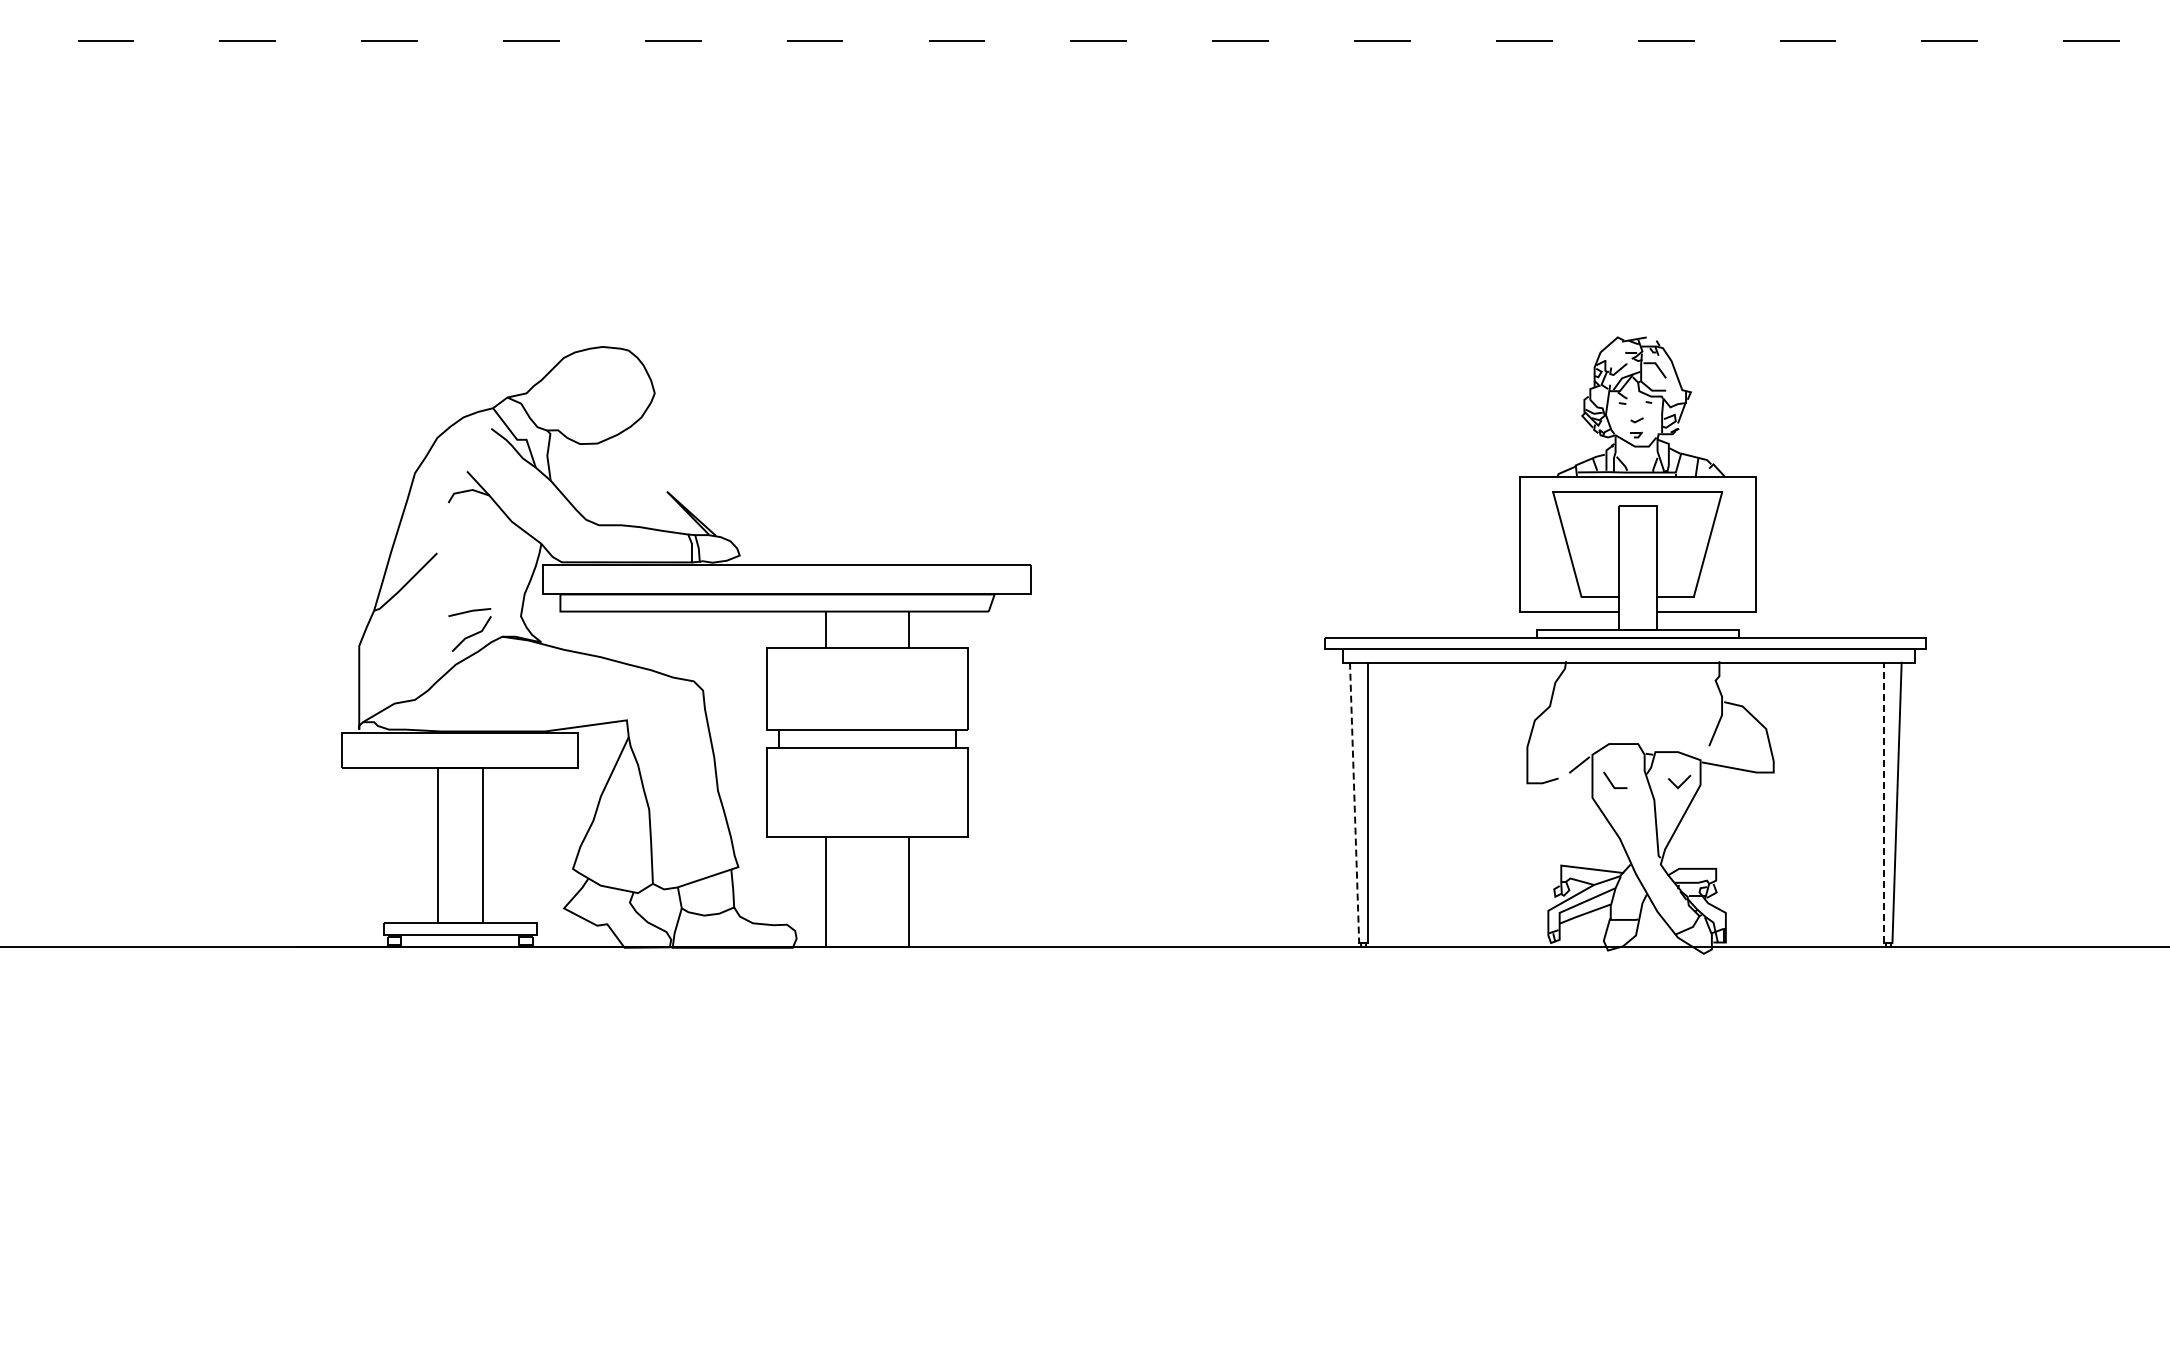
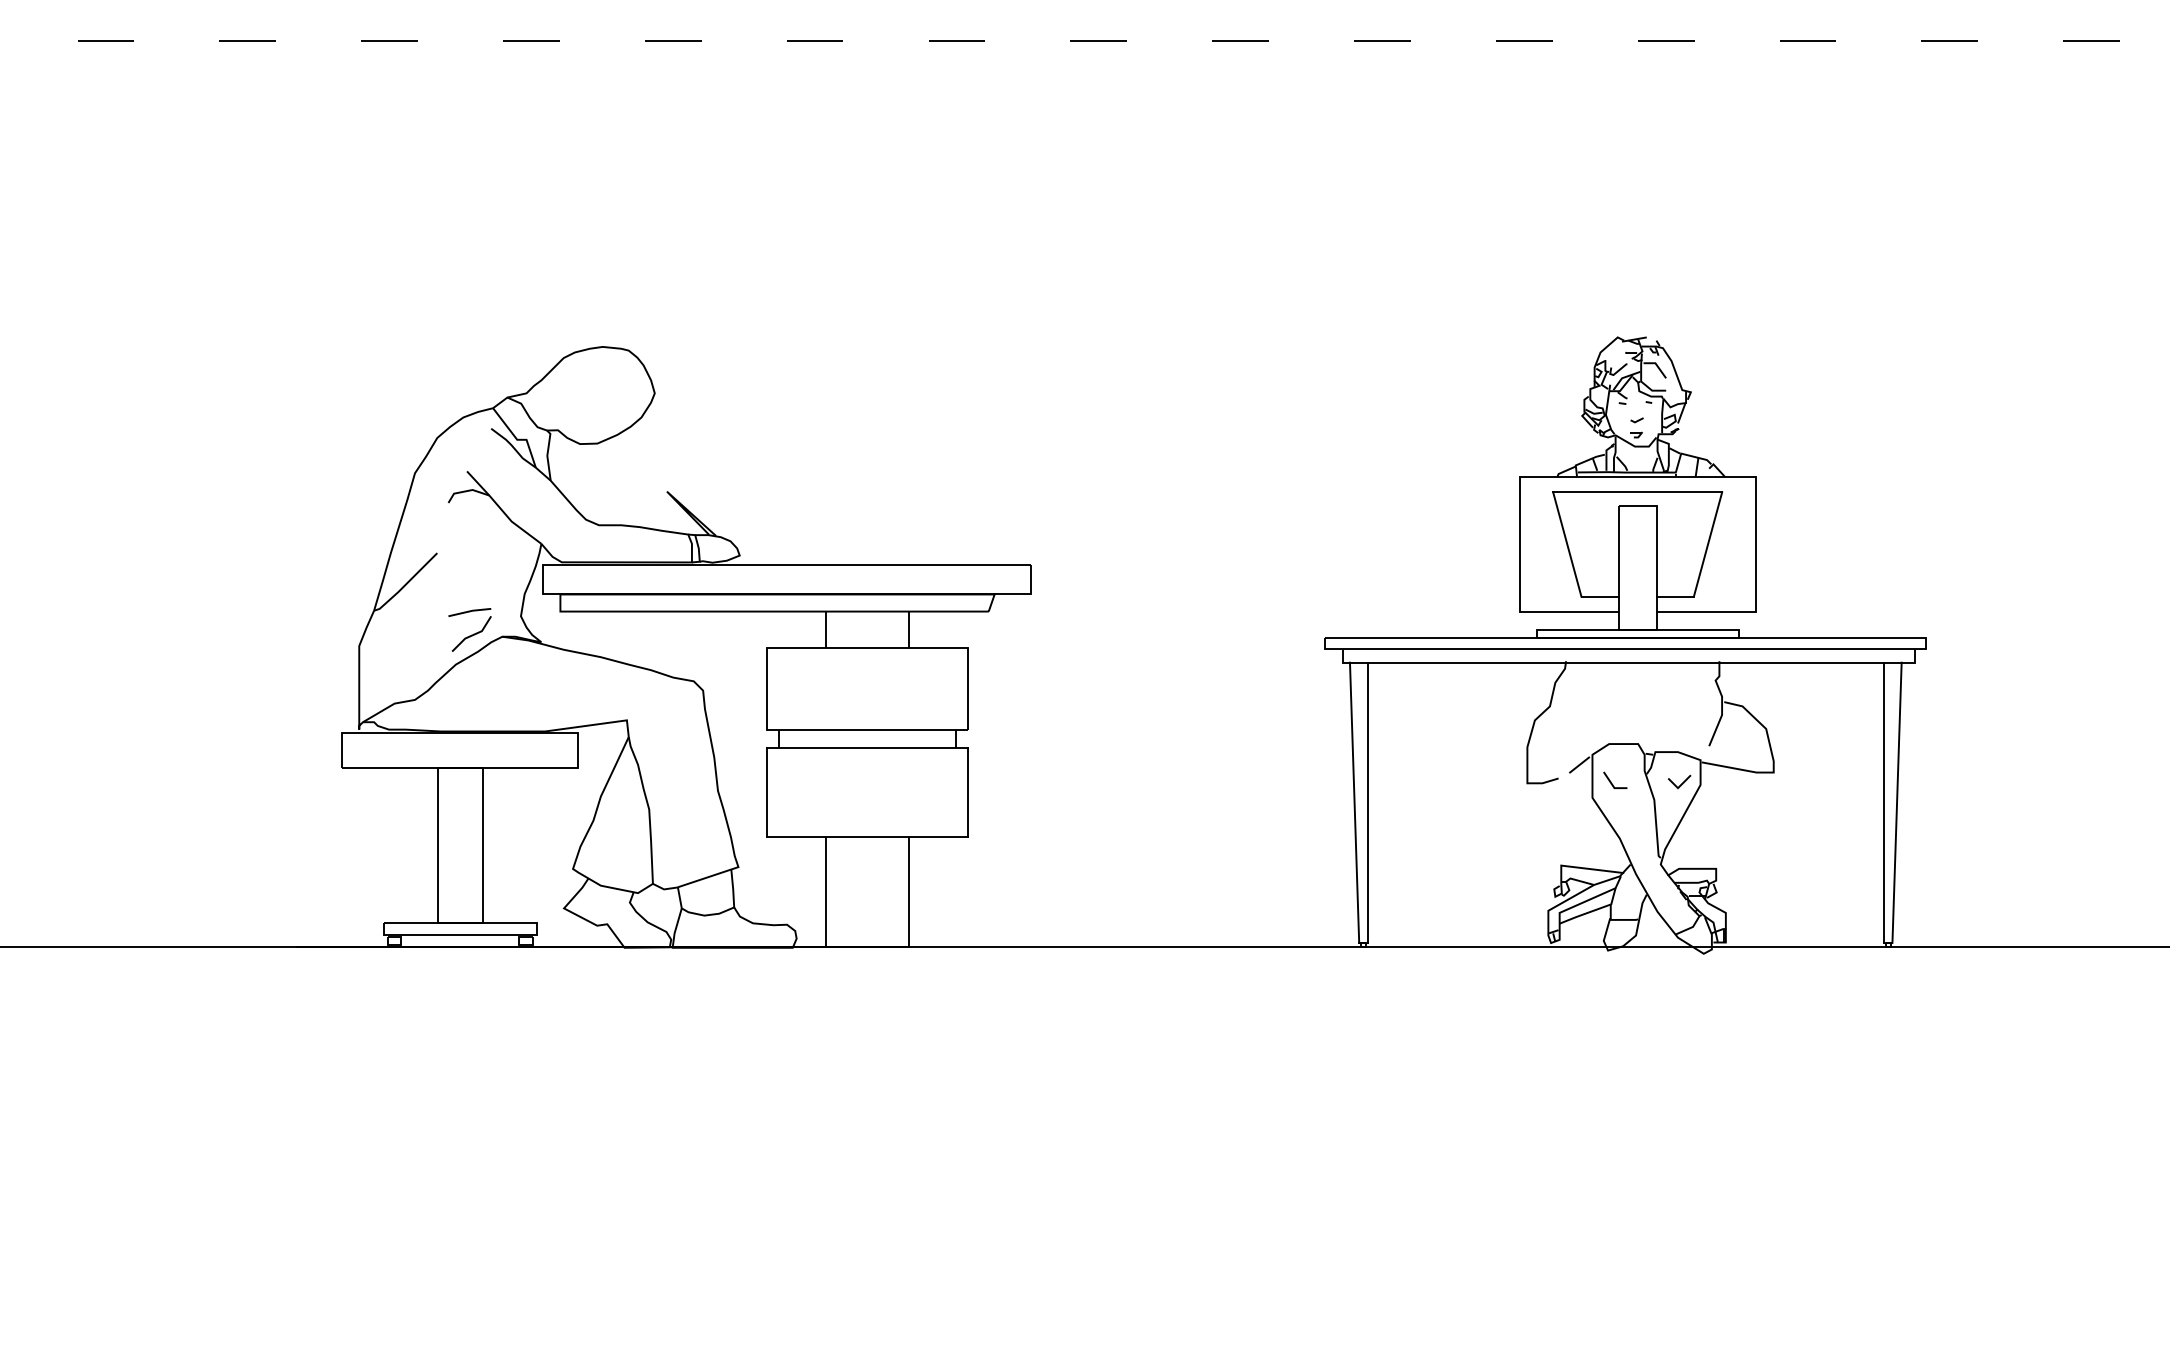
line: dashed -> solid (1883, 802)
line: dashed -> solid (1354, 803)
